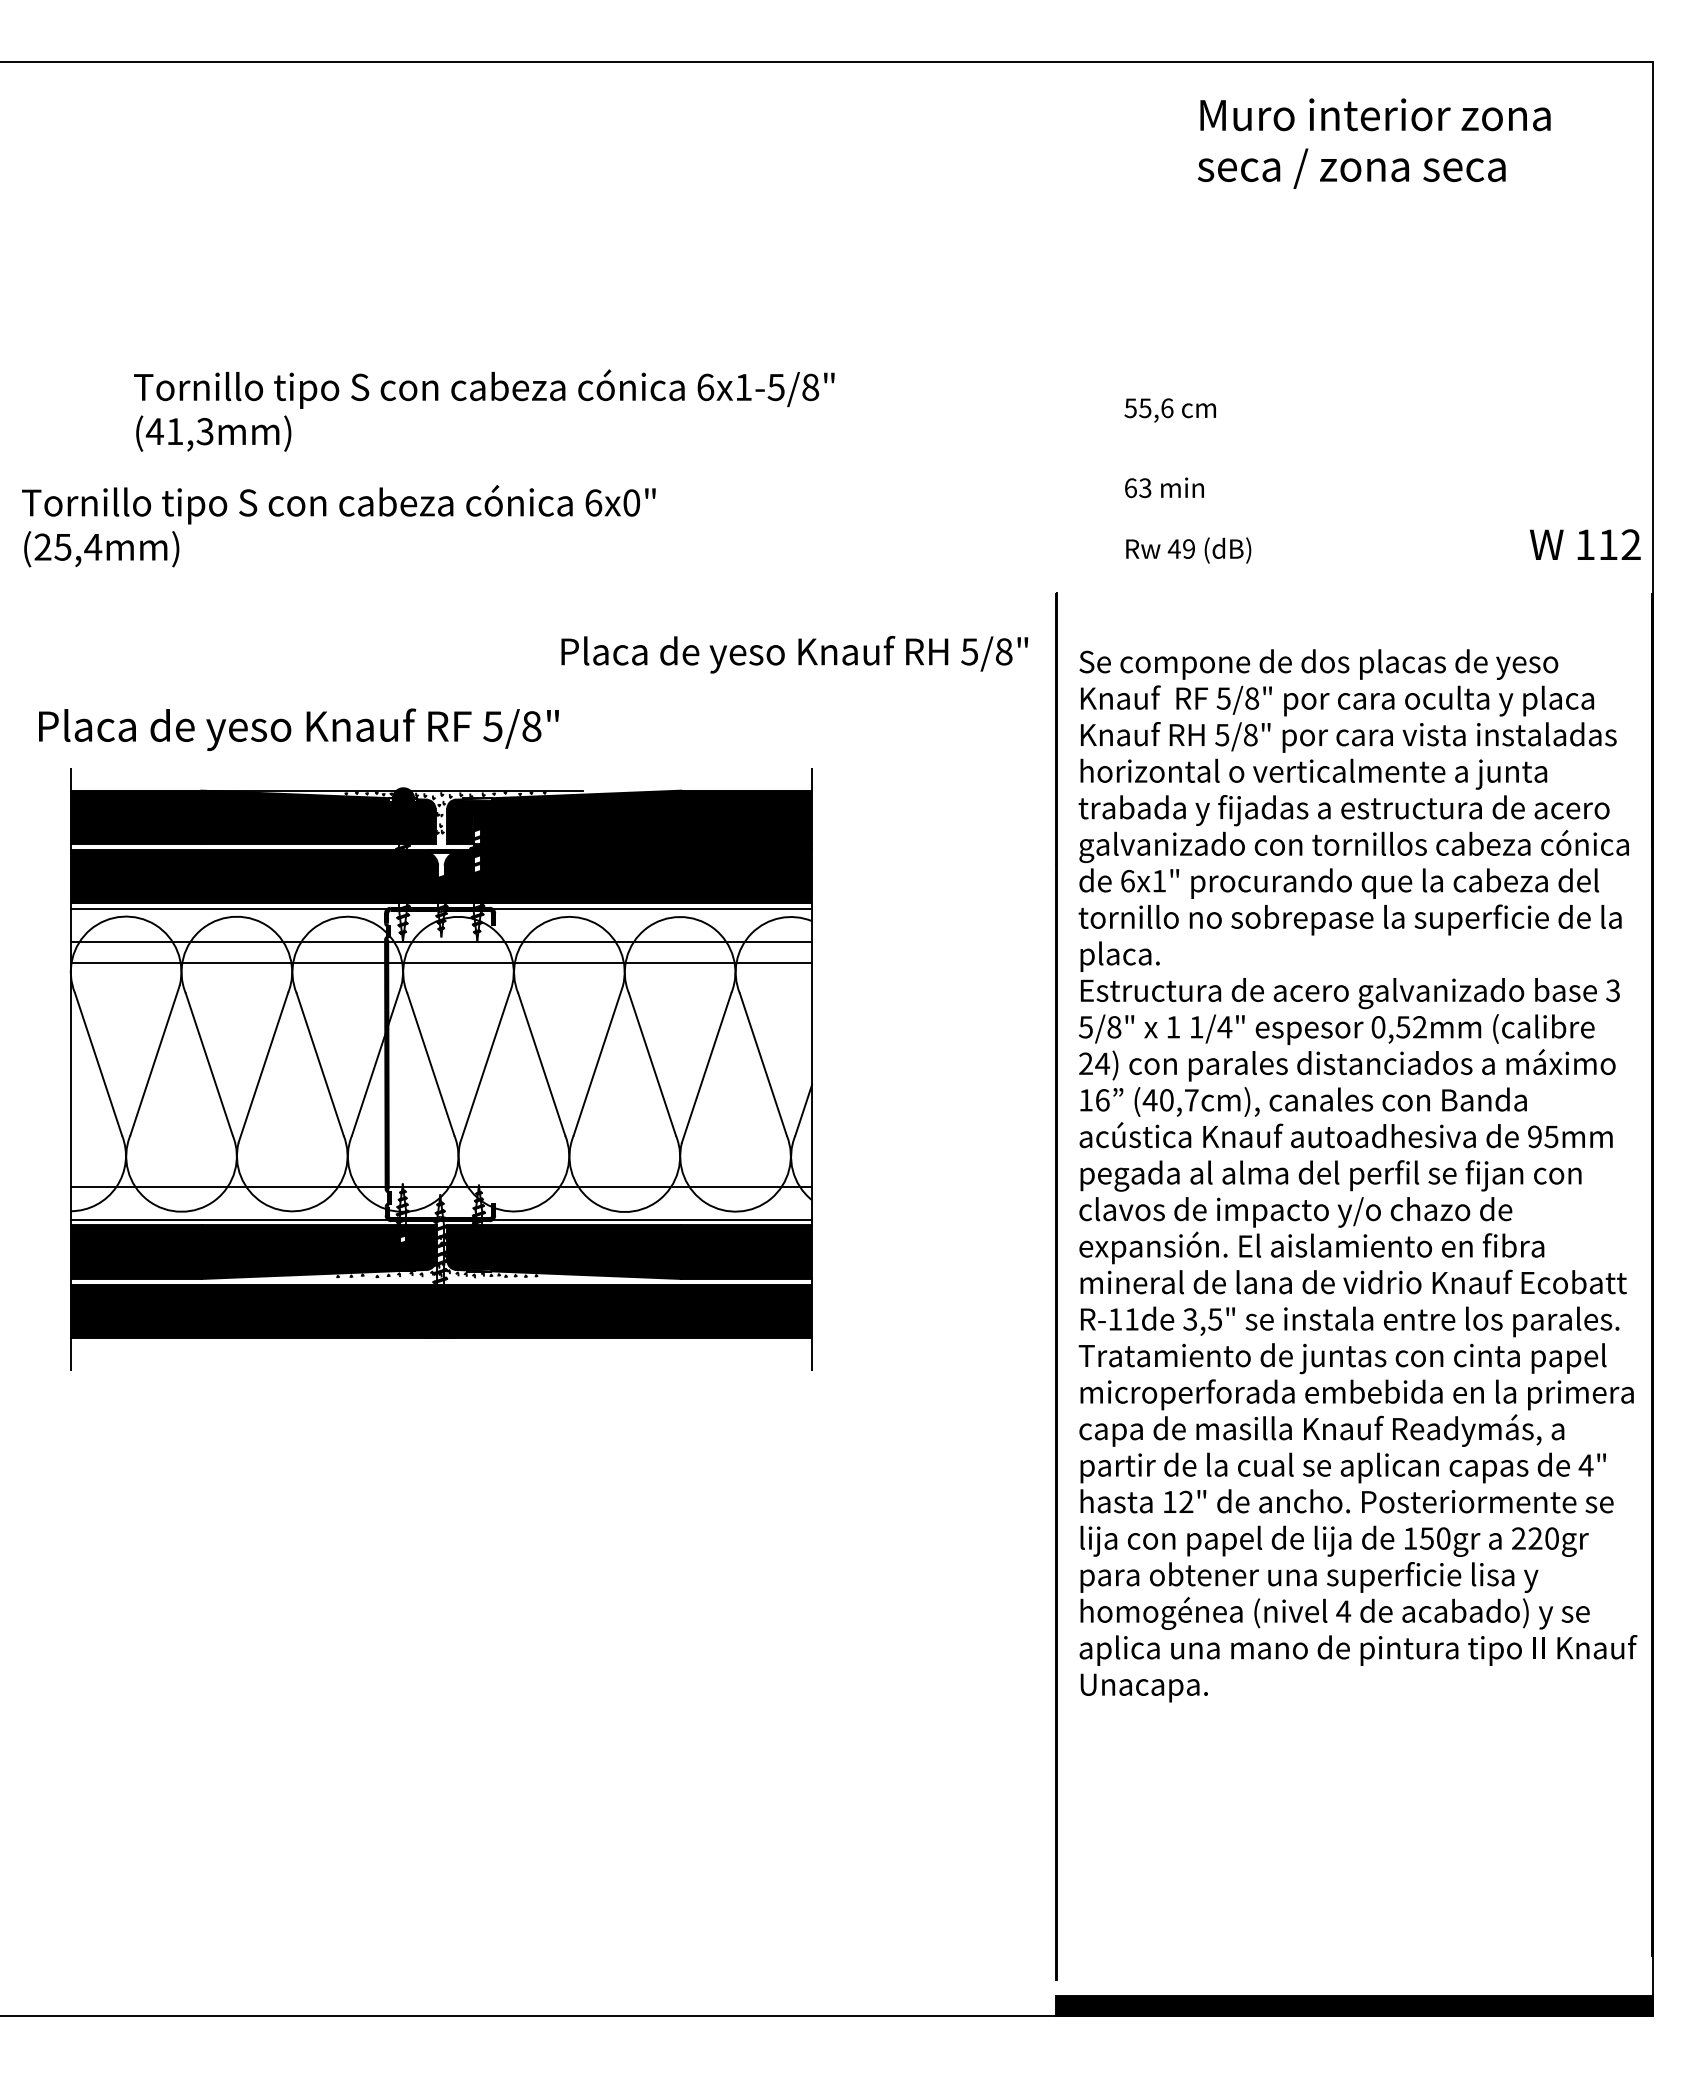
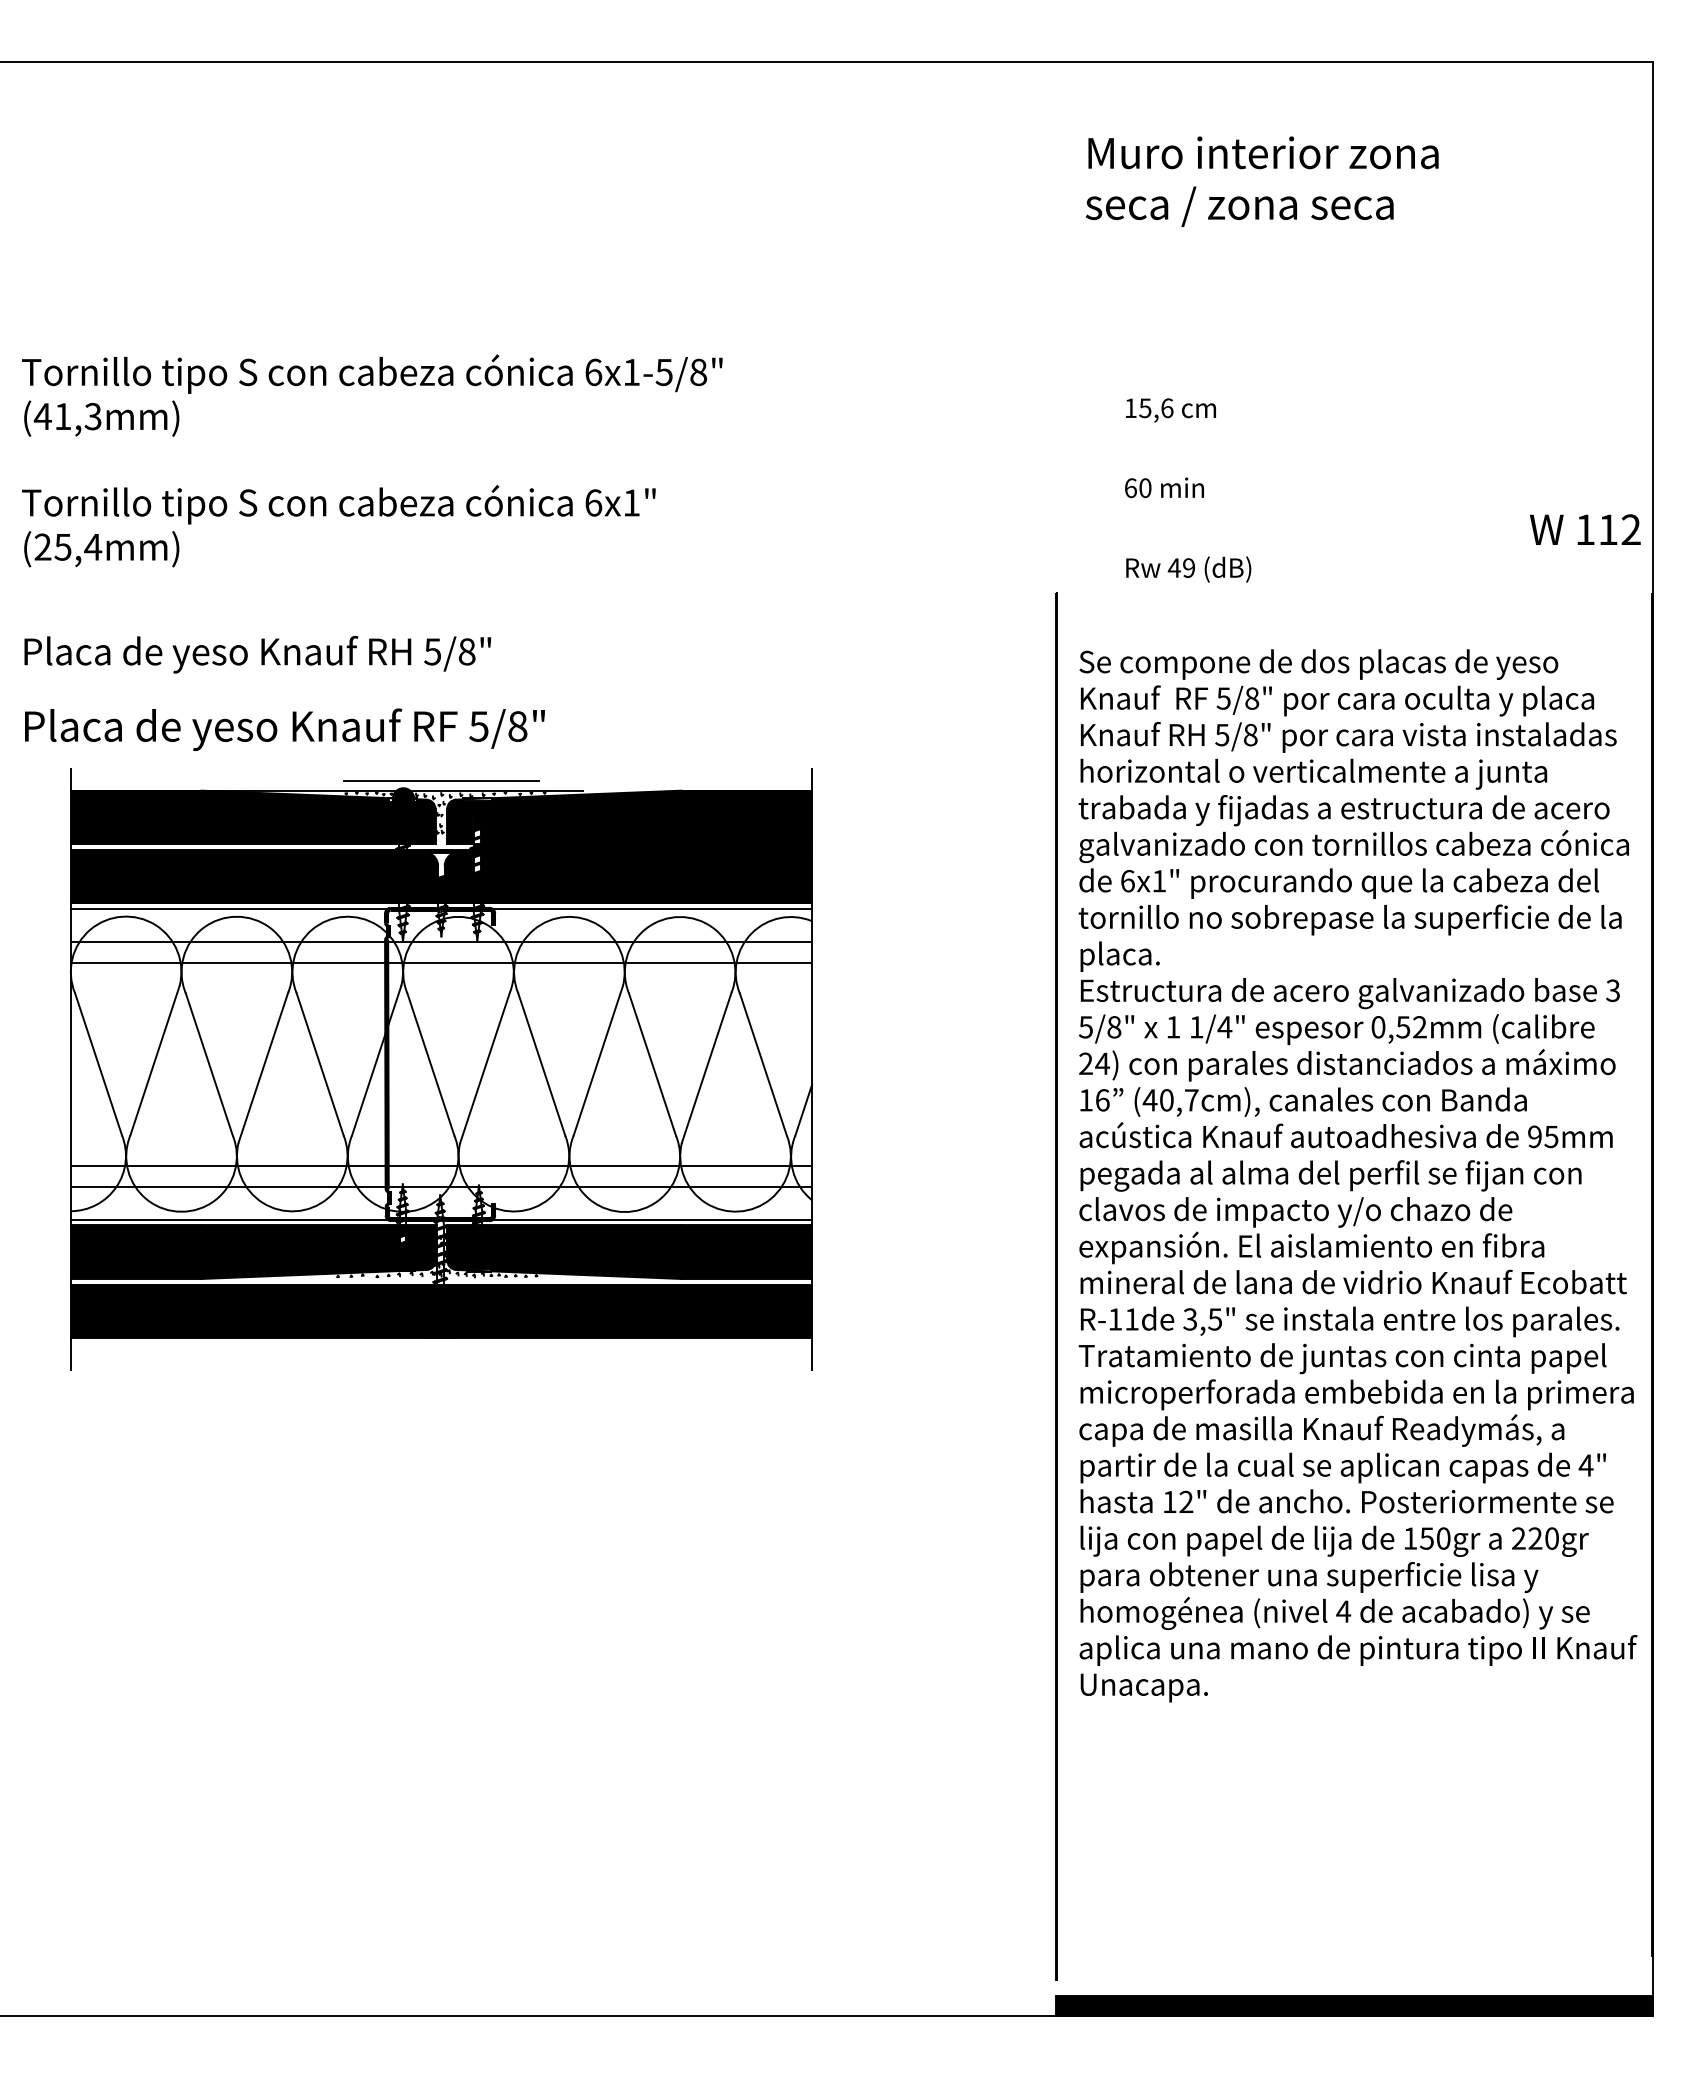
text position: (1374, 143) -> (1262, 181) (1262, 181)
text: 55,6 -> 15,6 (1130, 408)
text position: (484, 410) -> (372, 395) (372, 395)
text: 63 -> 60 (1145, 487)
text: 6x0" -> 6x1" (631, 502)
text position: (1585, 544) -> (1585, 529) (1585, 529)
text position: (1188, 550) -> (1188, 569) (1188, 569)
text position: (794, 654) -> (257, 654) (257, 654)
text position: (298, 729) -> (284, 729) (284, 729)
line: none -> present (440, 780)
line: none -> present (441, 1165)
